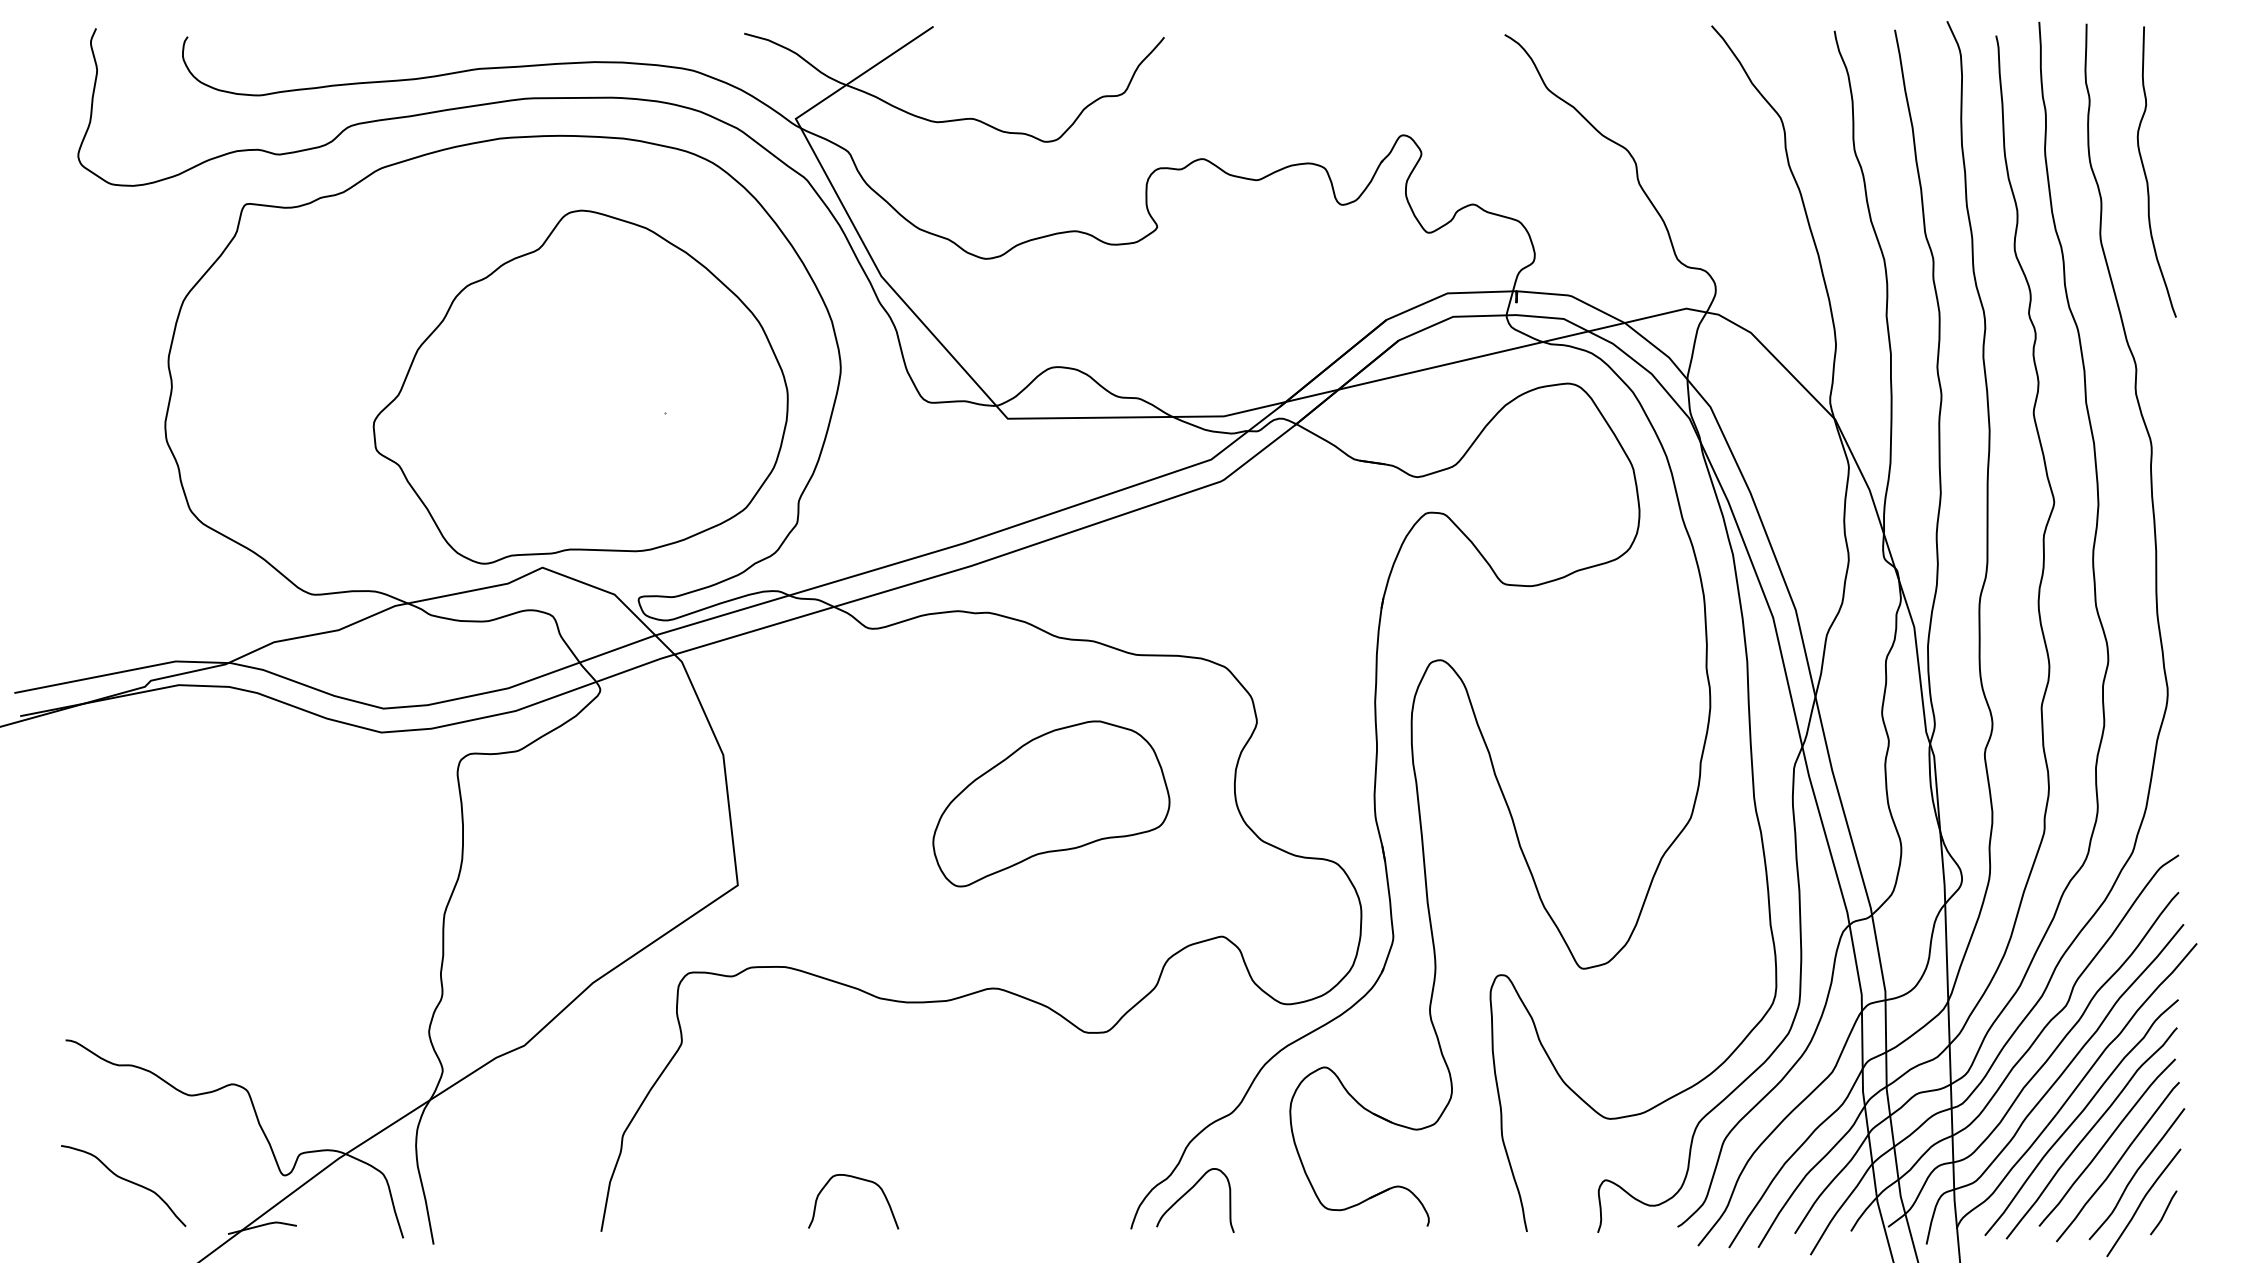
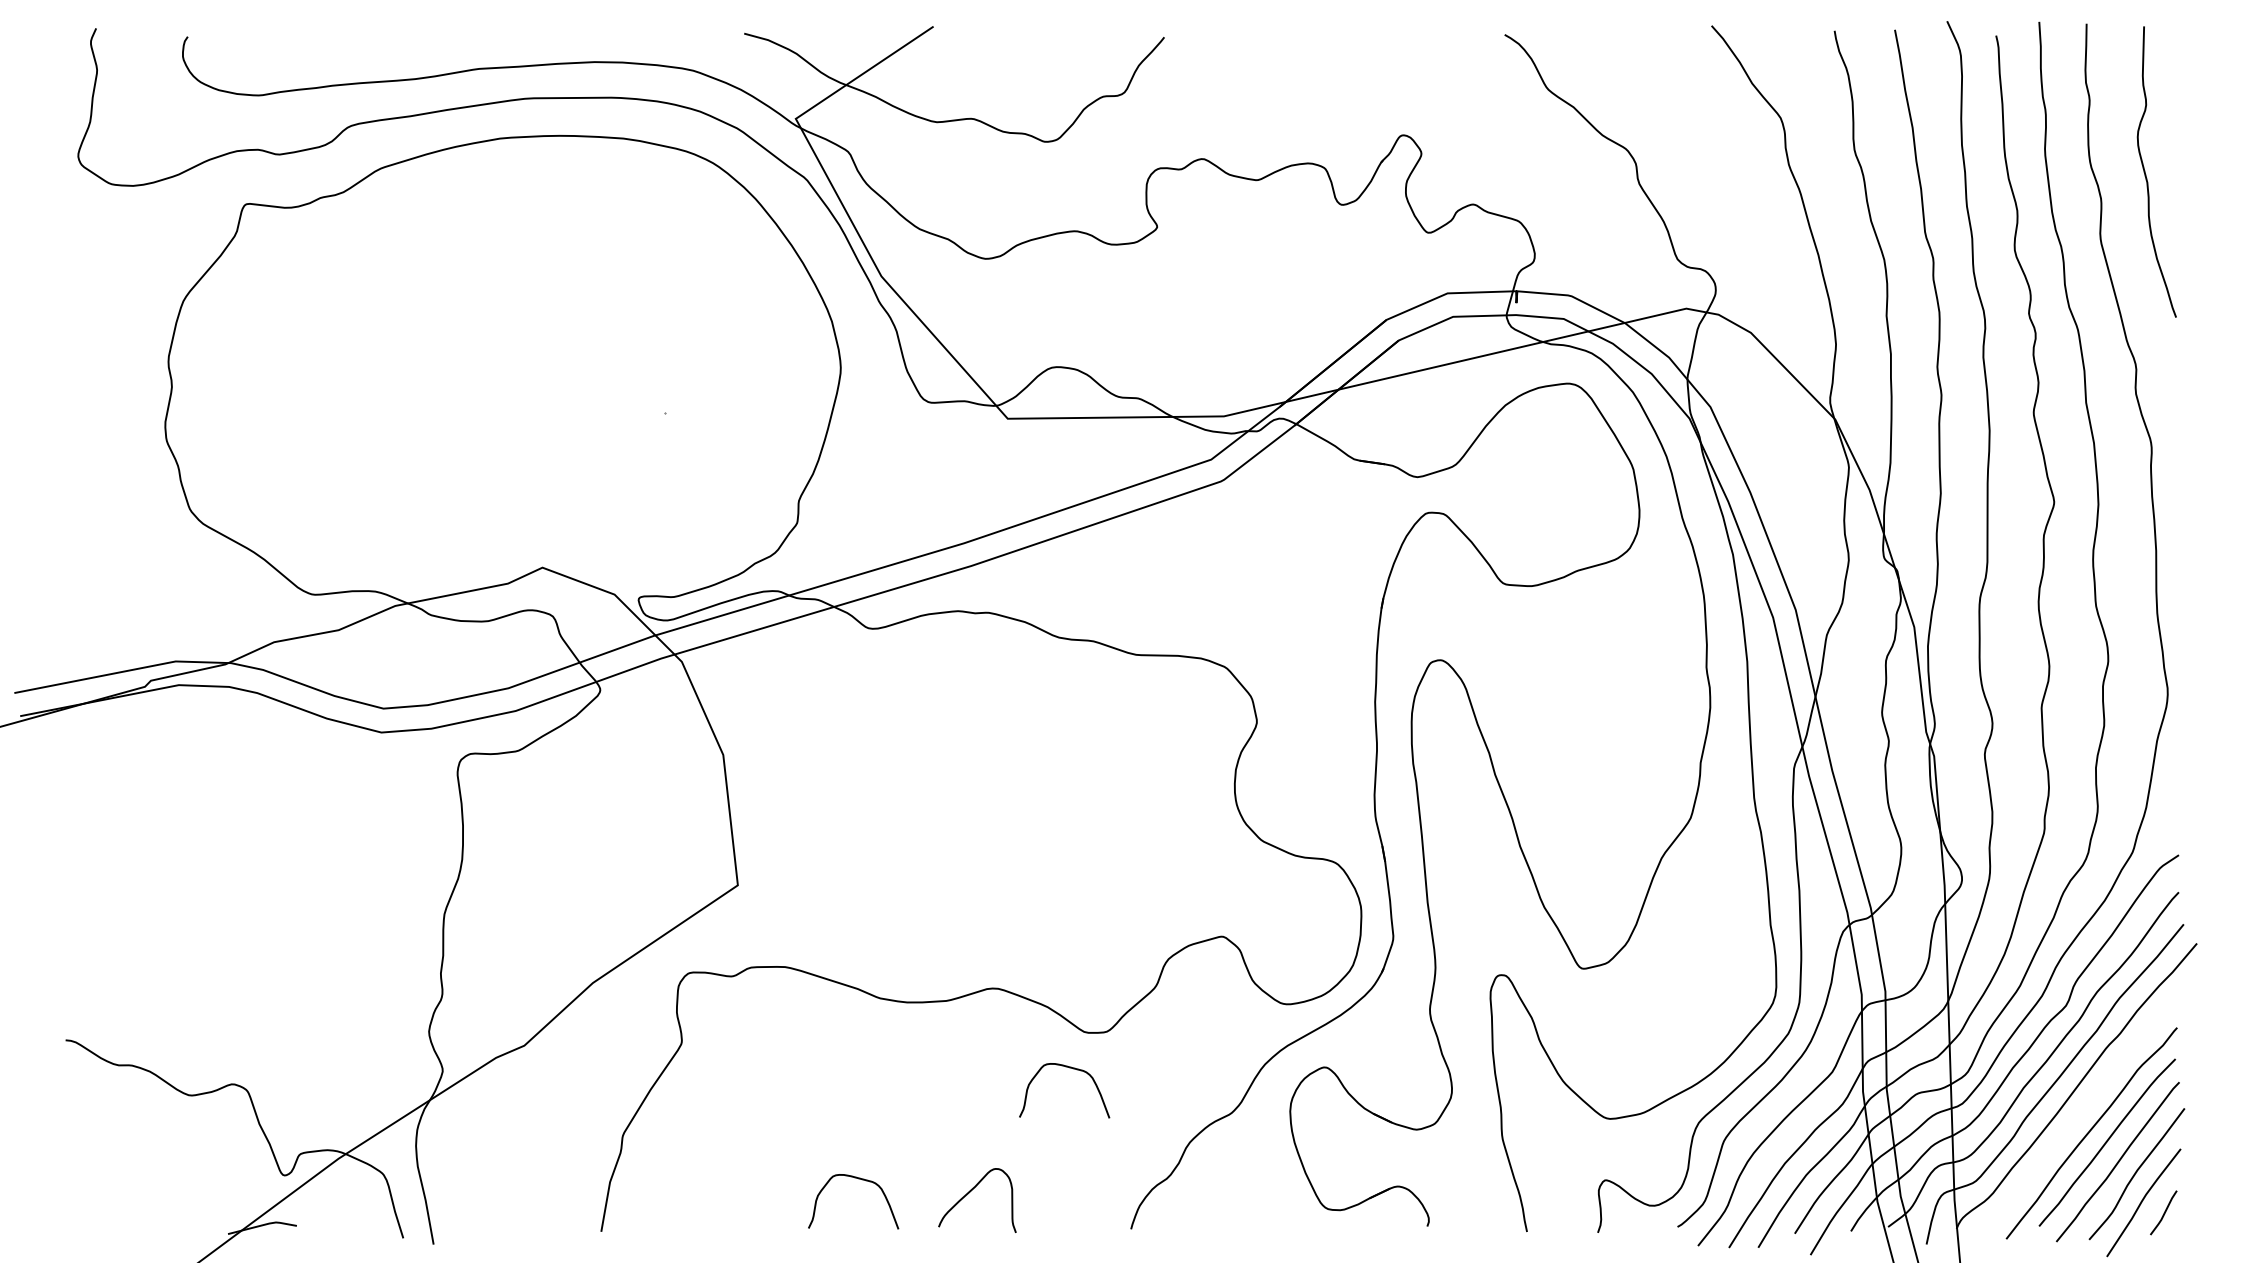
part: present -> none (580, 386)
part: present -> none (1051, 803)
curve: none -> present (1069, 1068)
curve: present -> none (2080, 1115)
curve: present -> none (126, 1181)
curve position: (1188, 1192) -> (970, 1192) (970, 1192)
